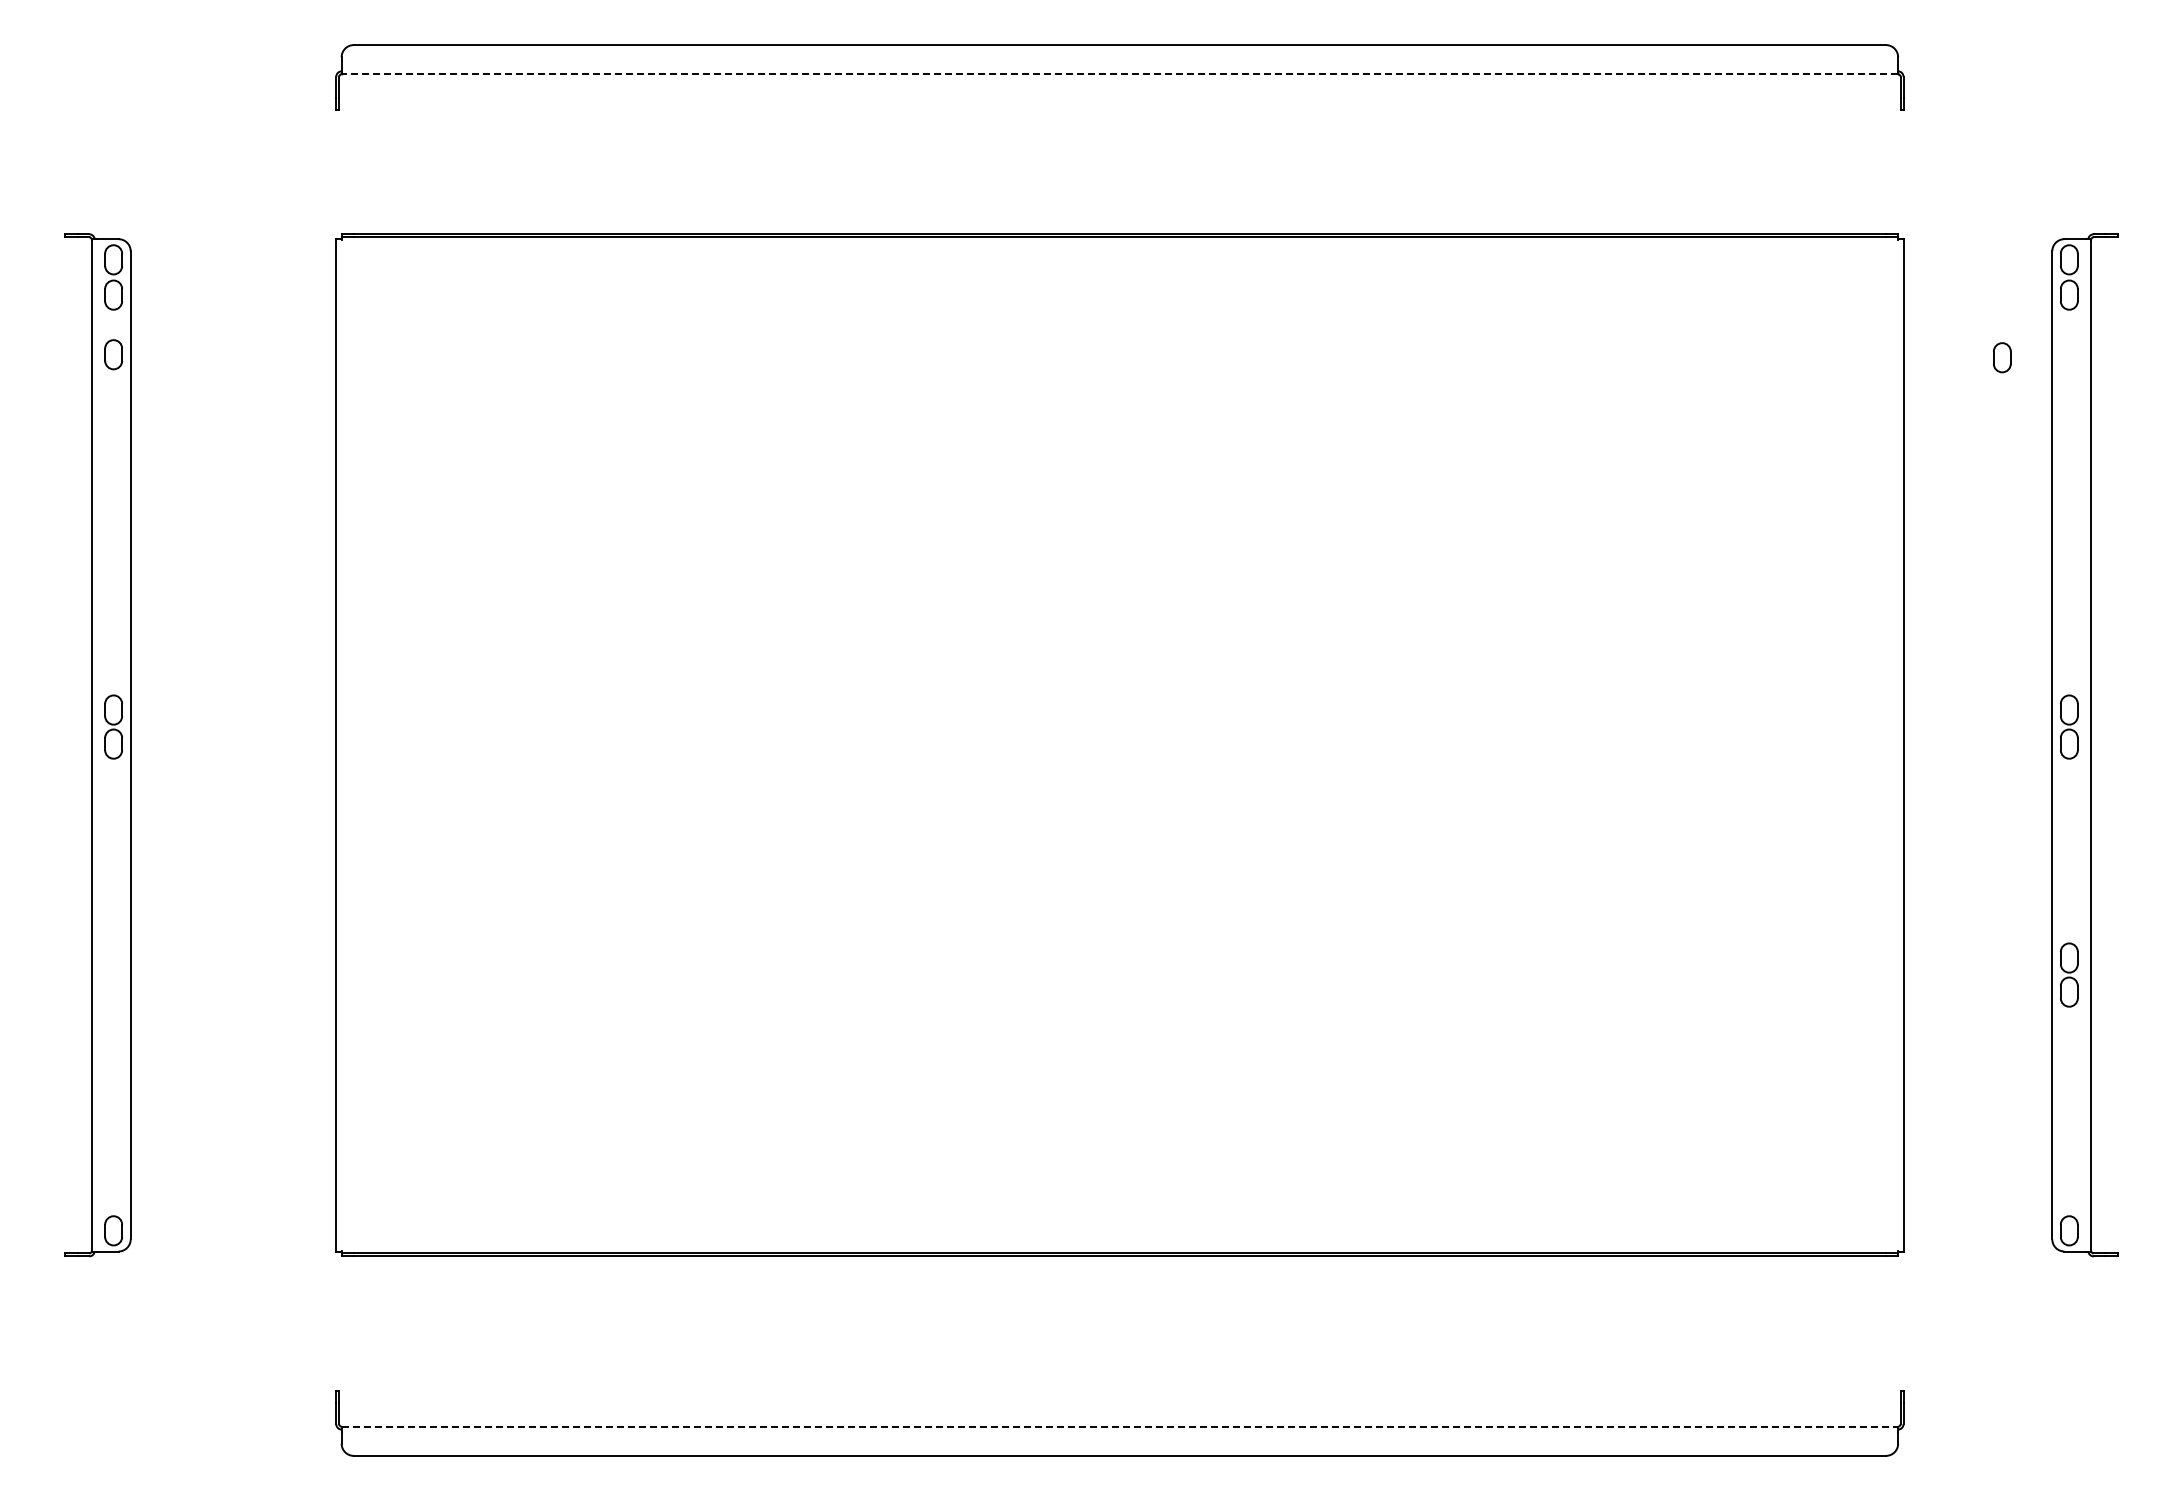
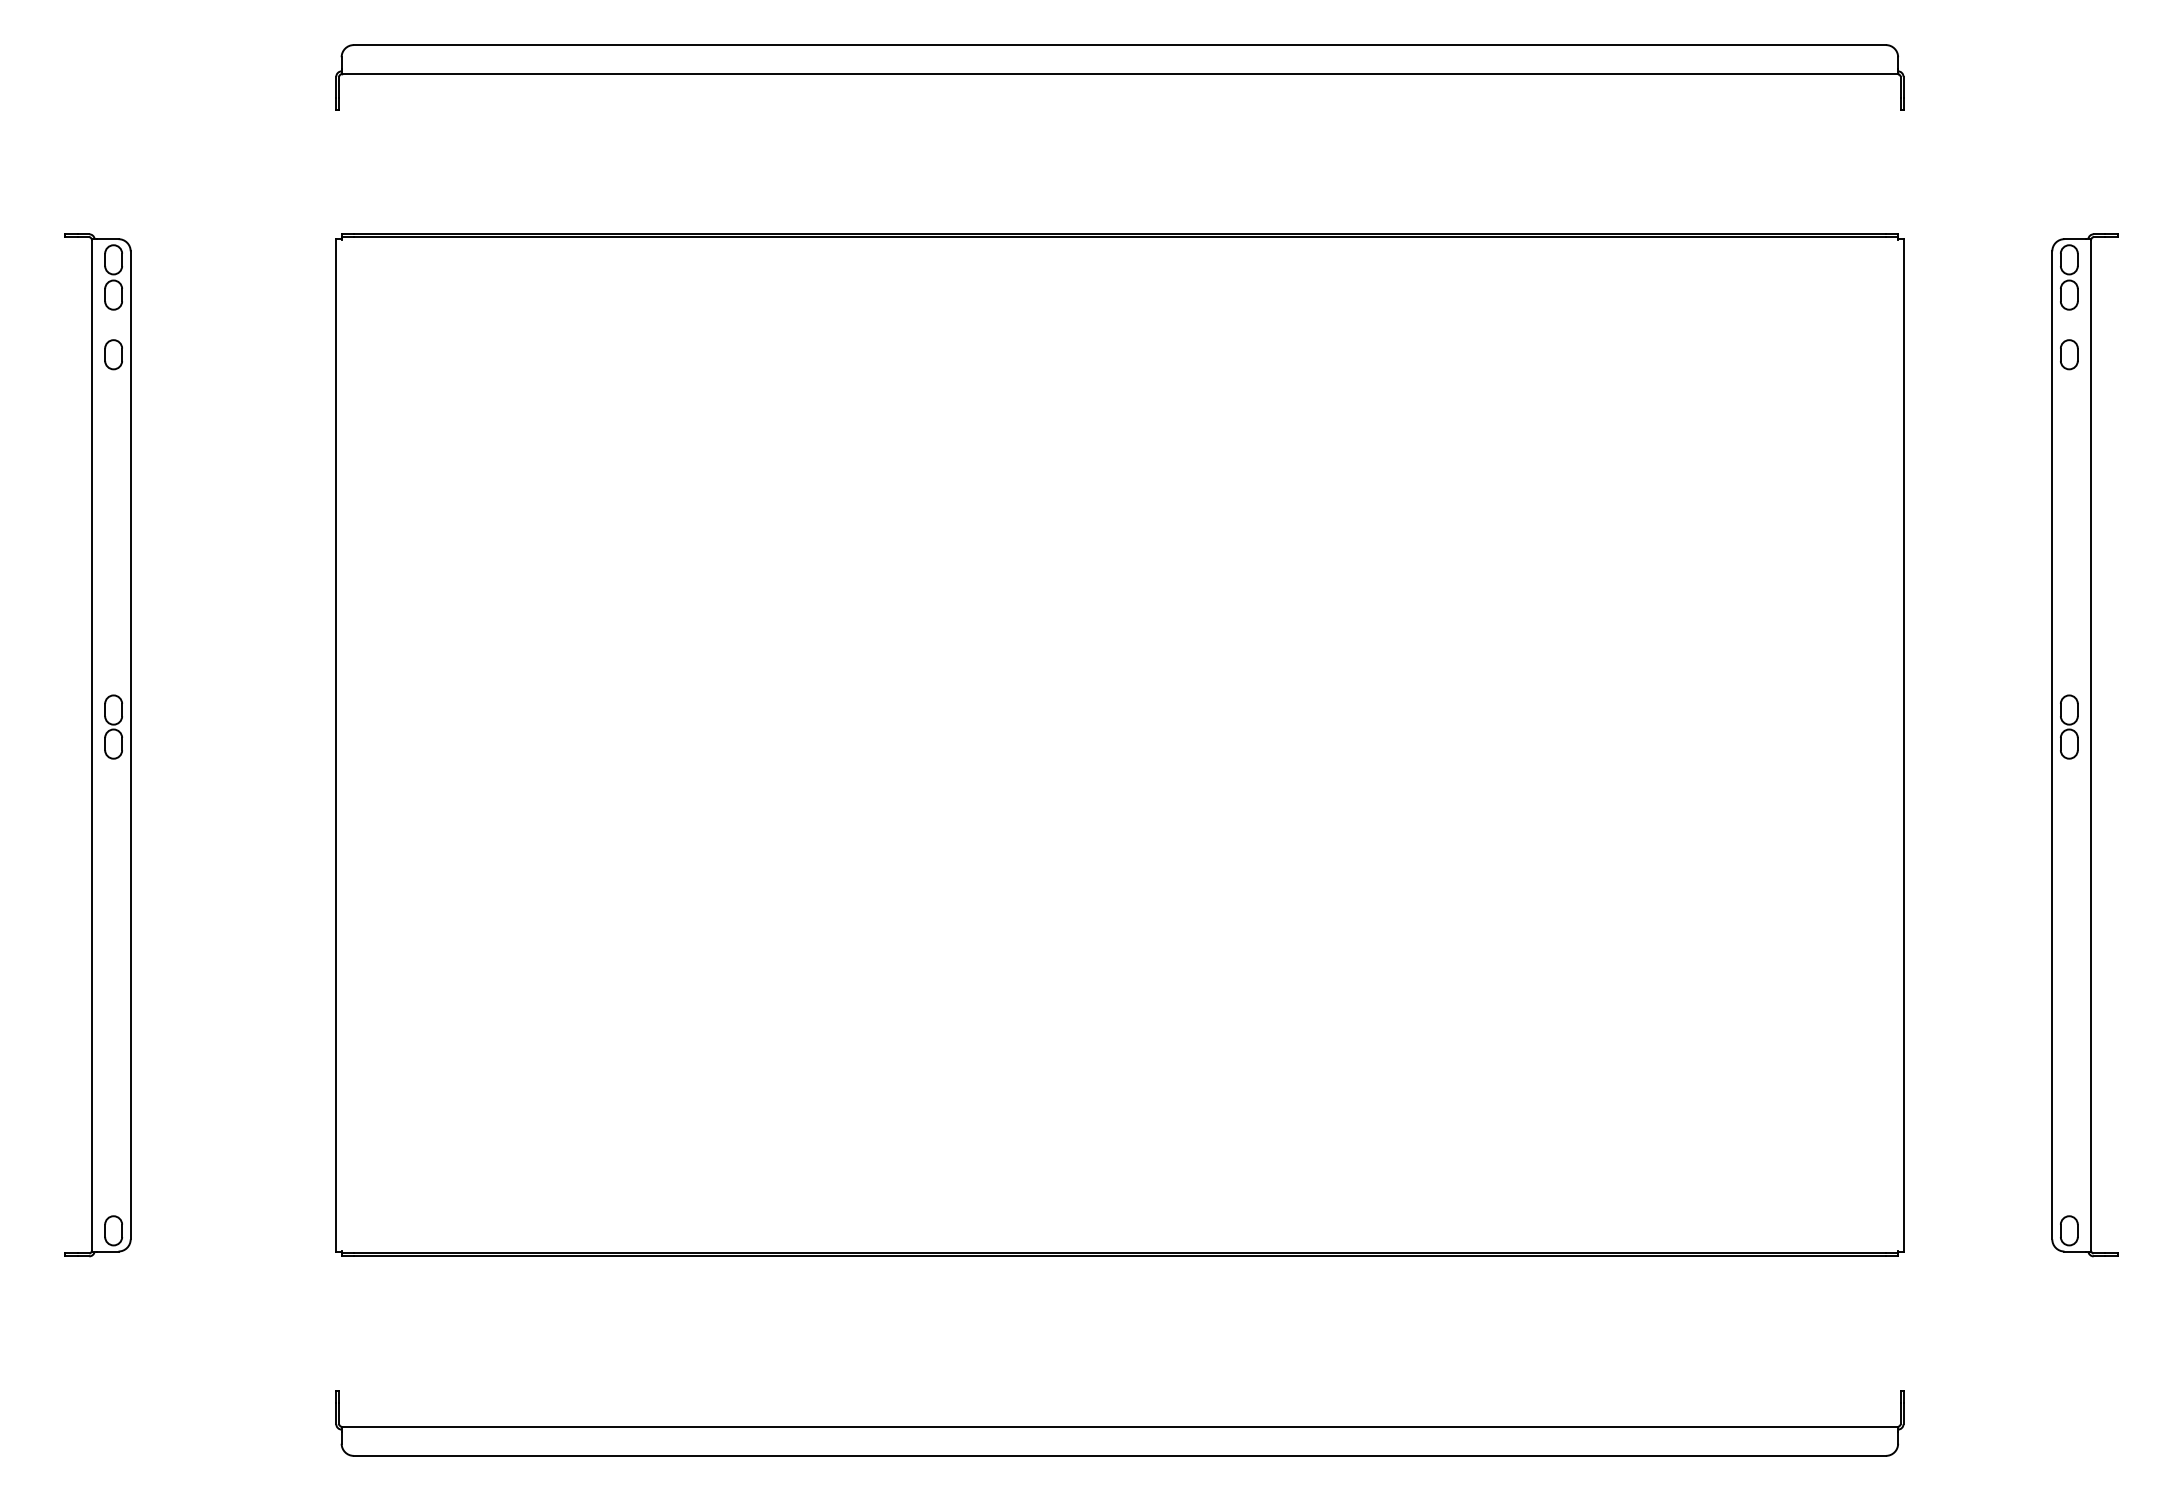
line: dashed -> solid (1119, 74)
part position: (2002, 357) -> (2069, 354) (2069, 354)
part: present -> none (2069, 974)
line: dashed -> solid (1120, 1426)
